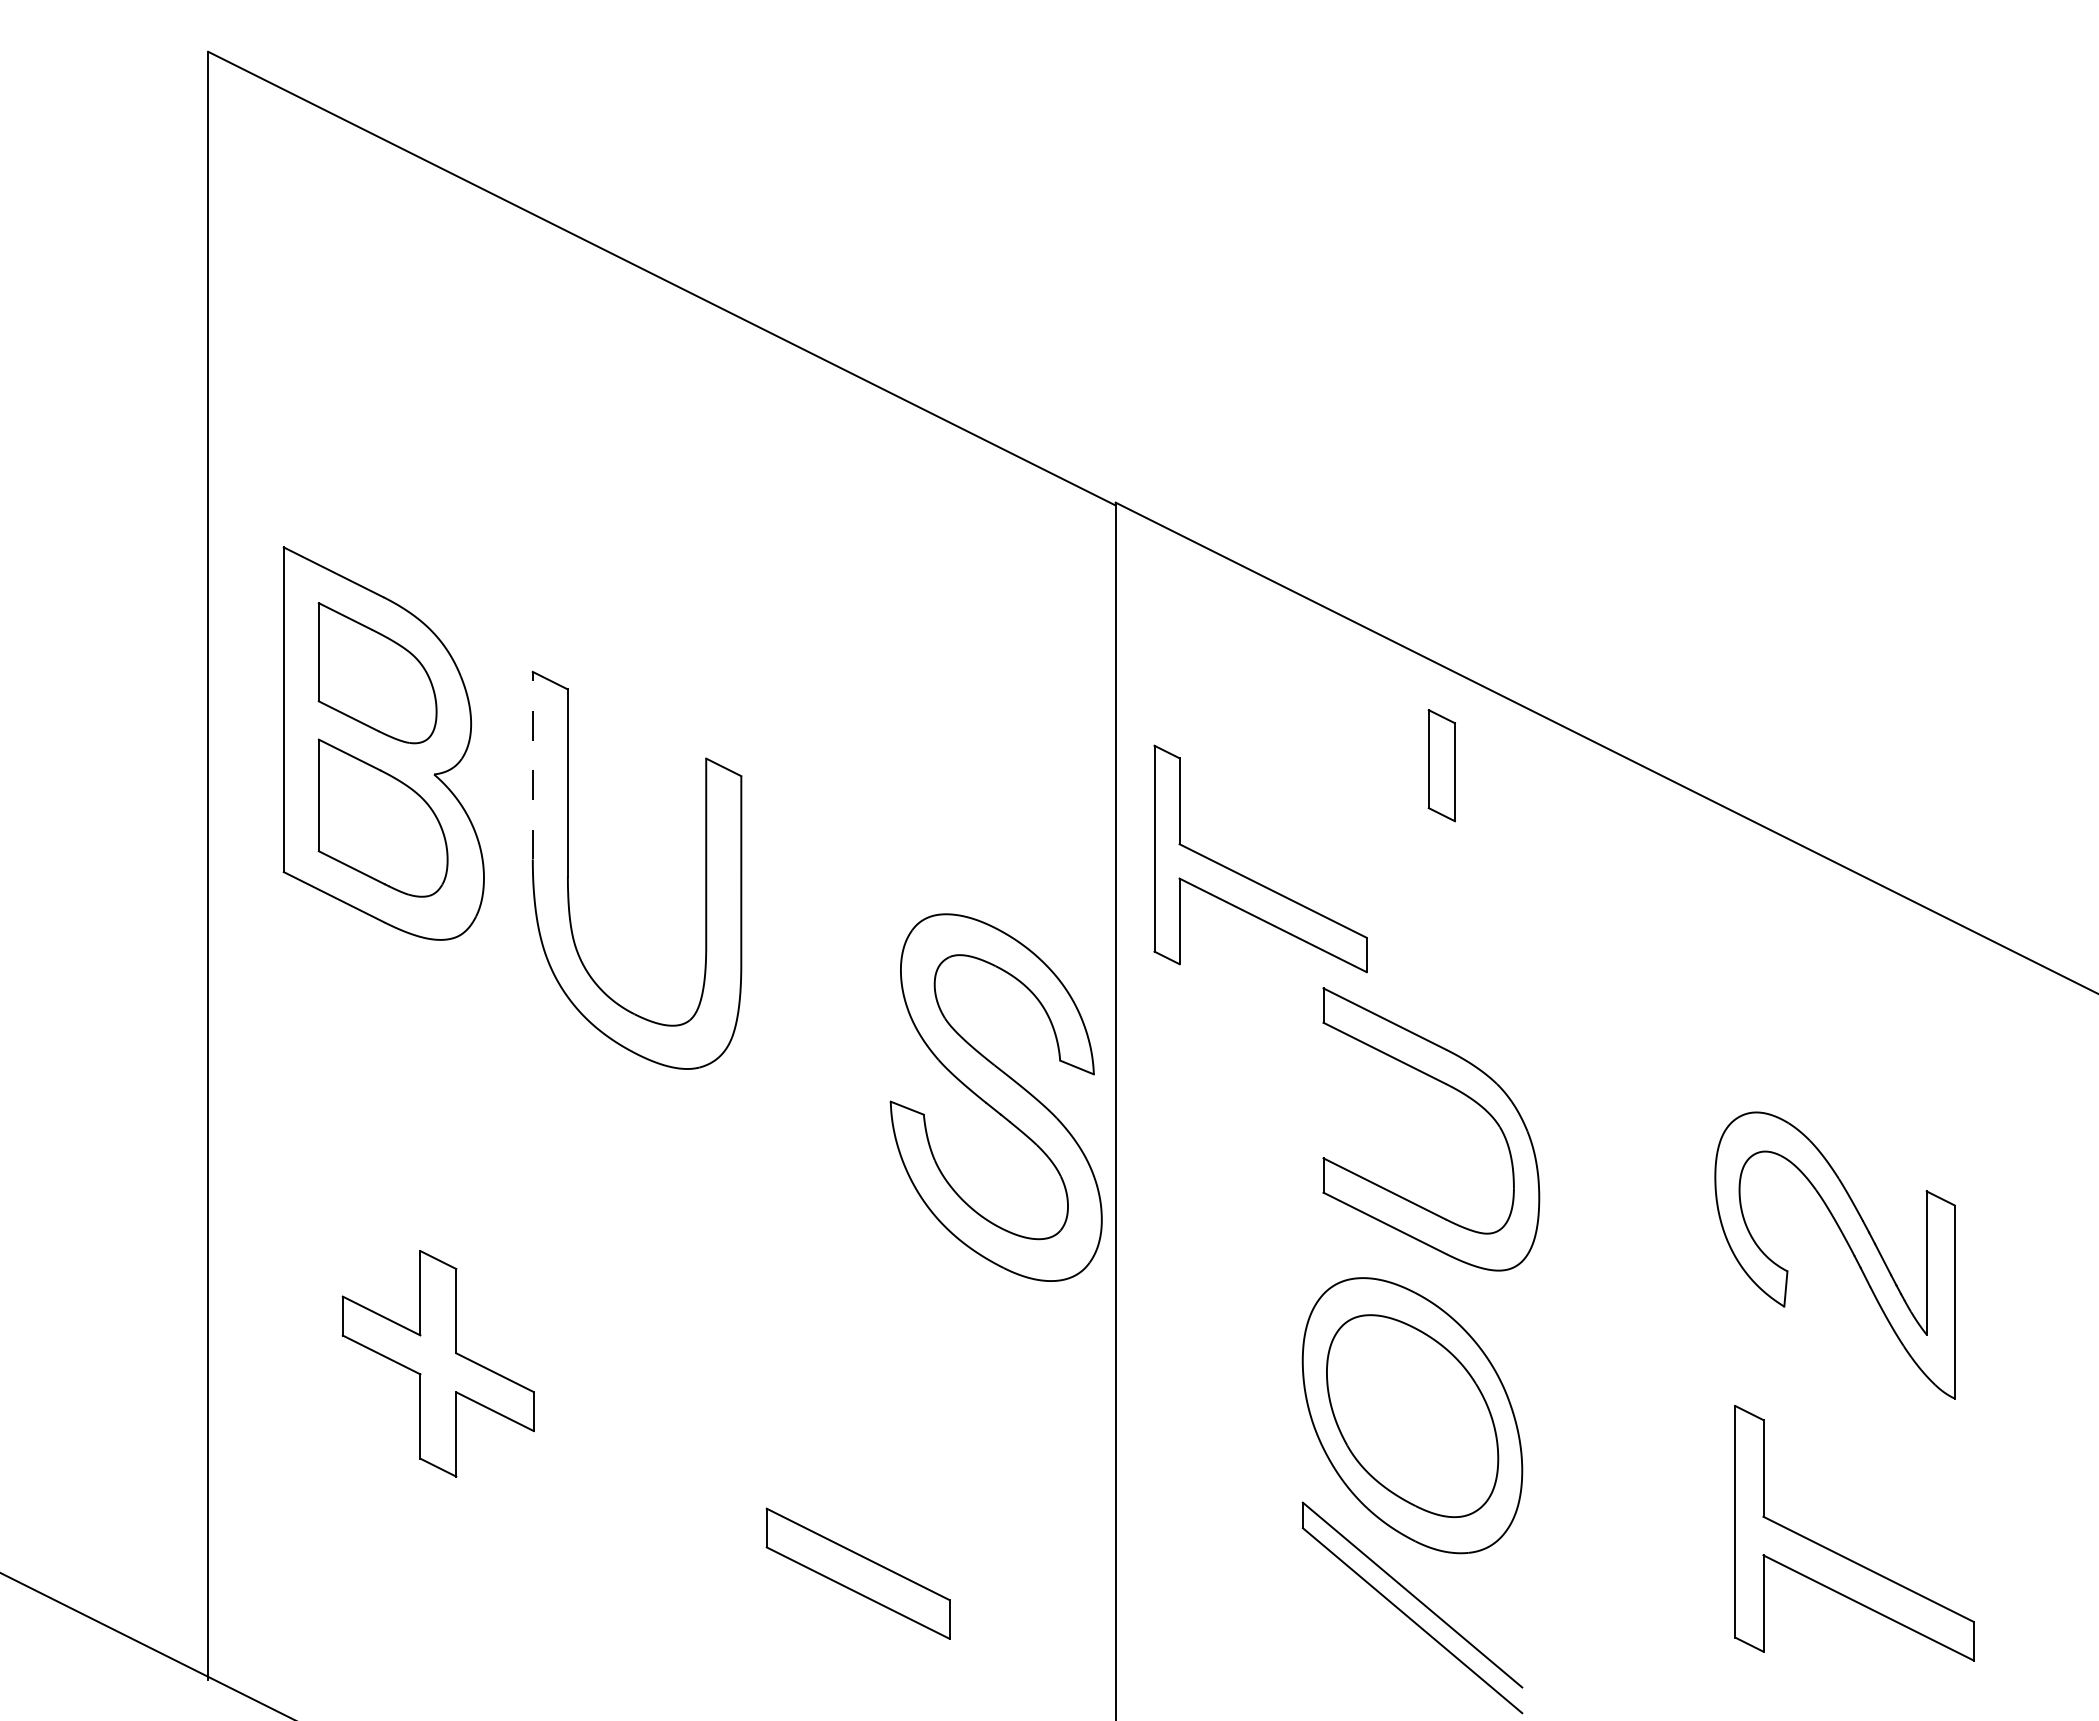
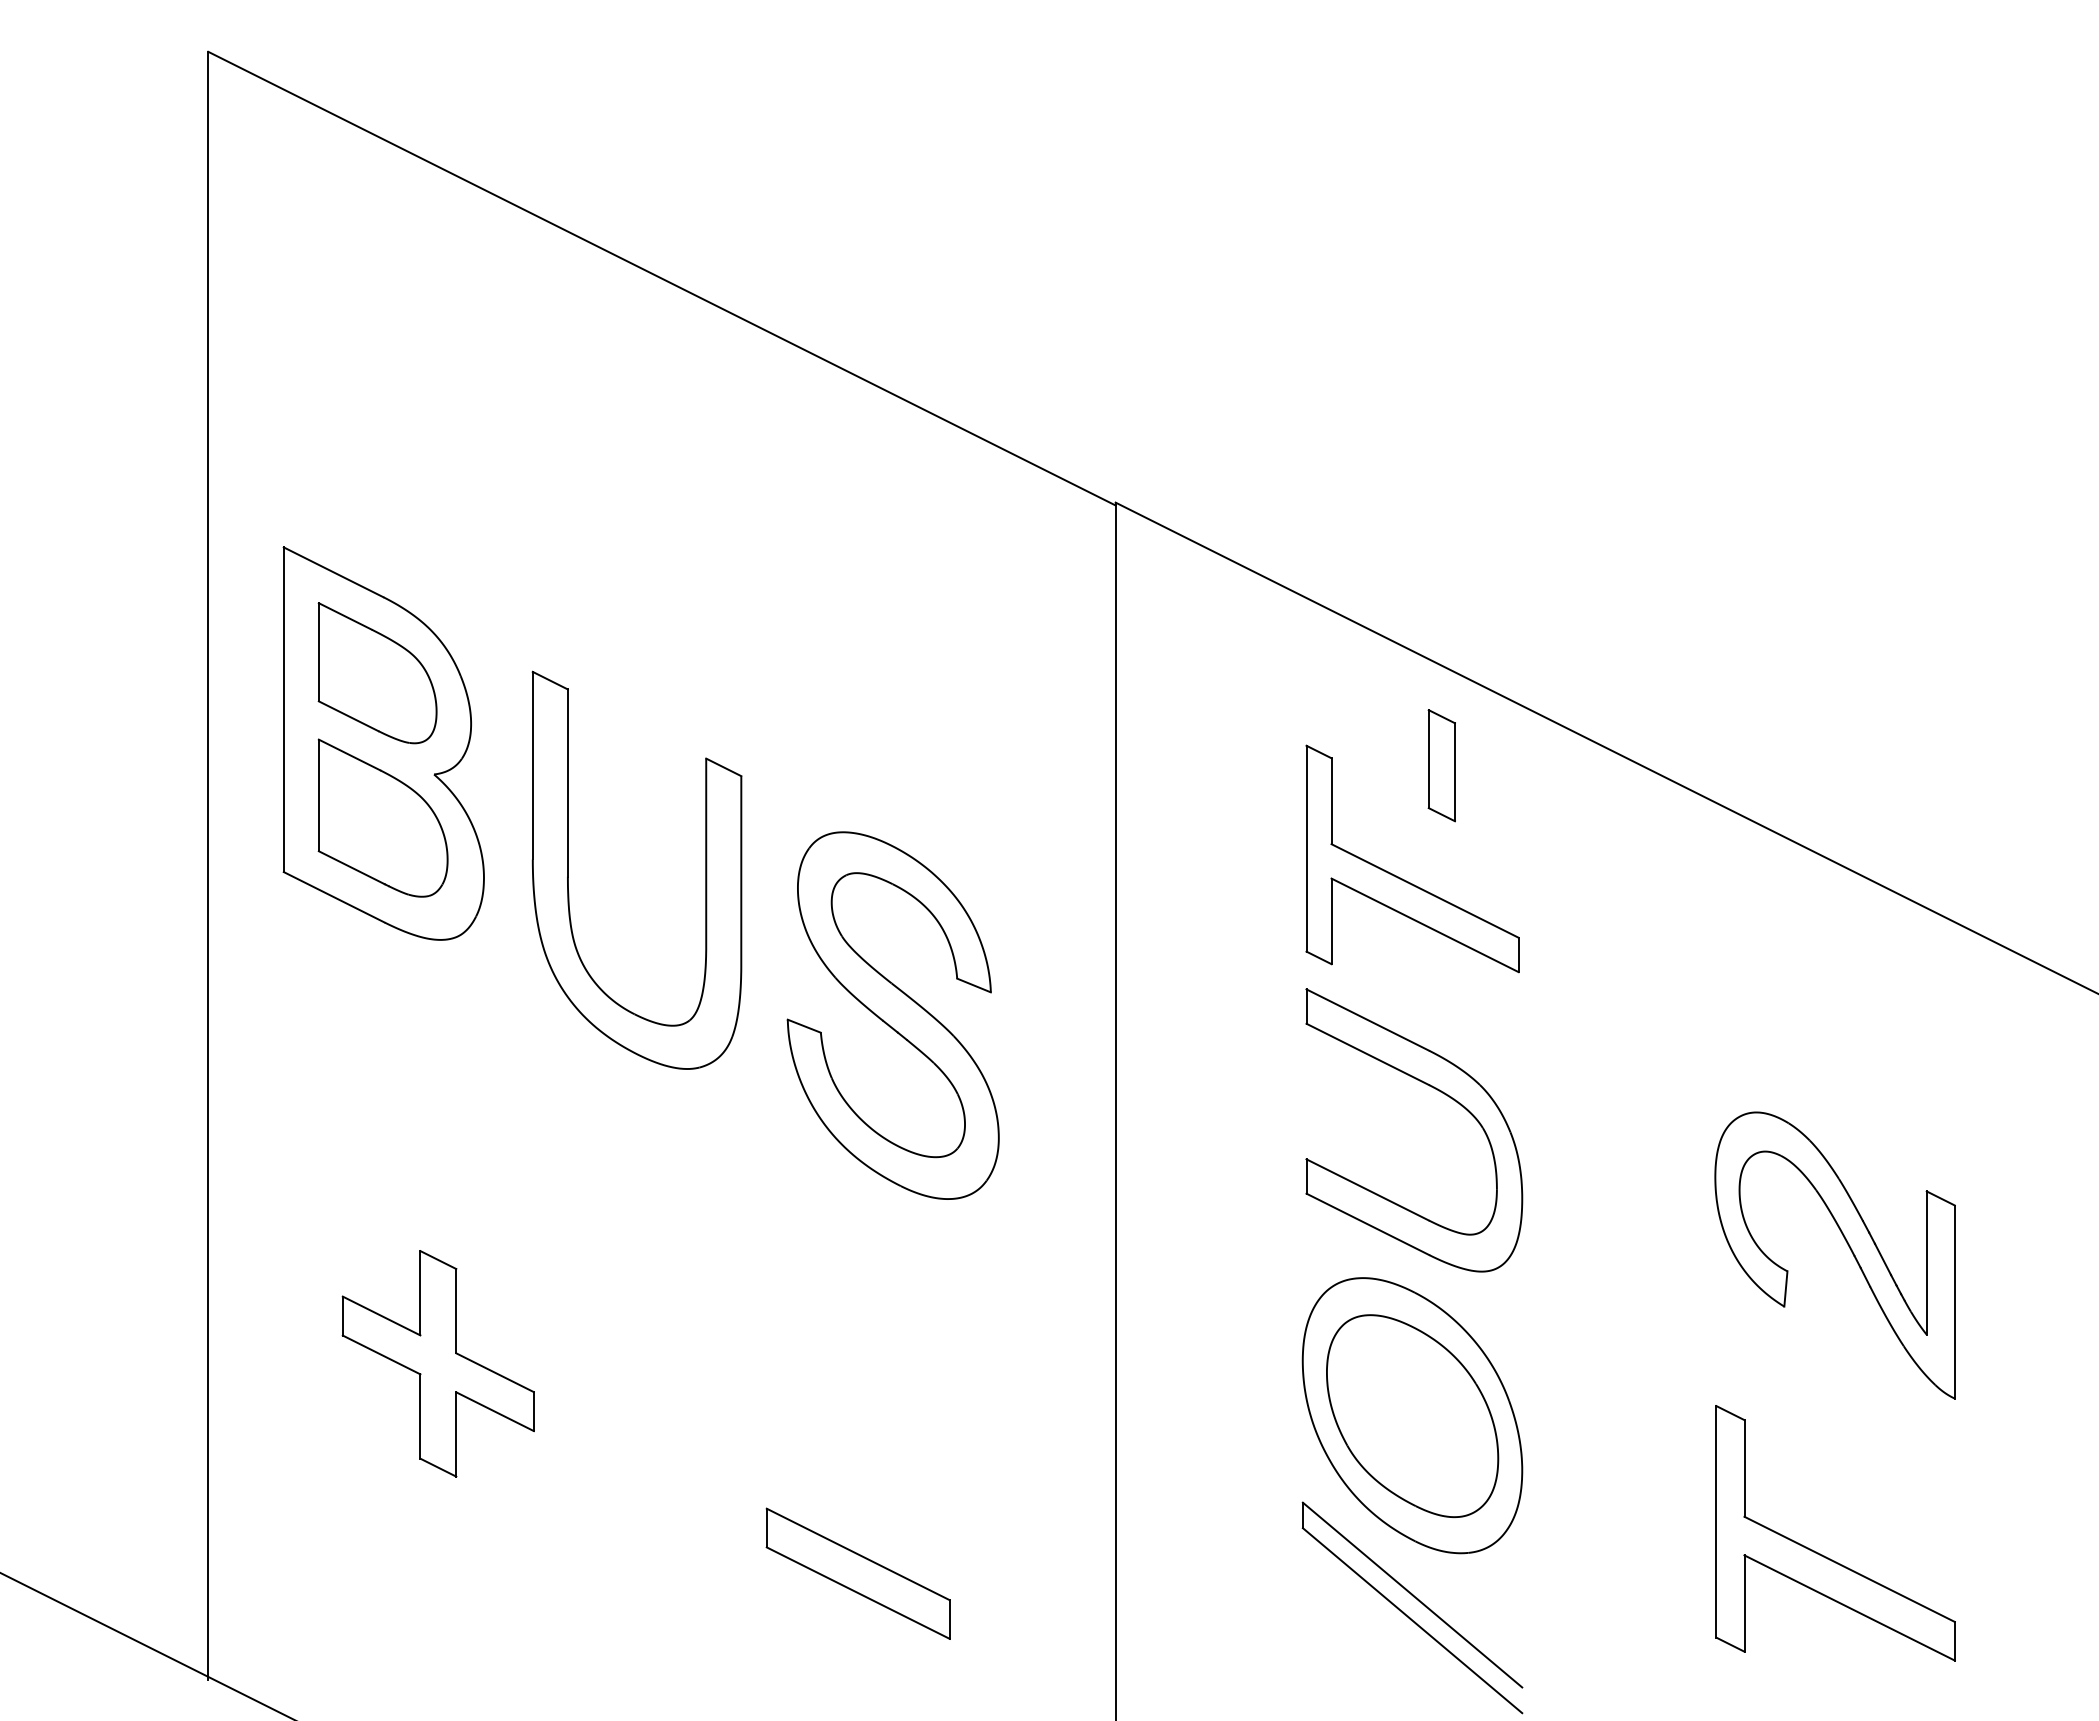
line: dashed -> solid (532, 765)
part position: (1250, 878) -> (1402, 878) (1402, 878)
part position: (1455, 1090) -> (1438, 1091) (1438, 1091)
part position: (995, 1097) -> (892, 1015) (892, 1015)
part position: (1843, 1555) -> (1824, 1555) (1824, 1555)
